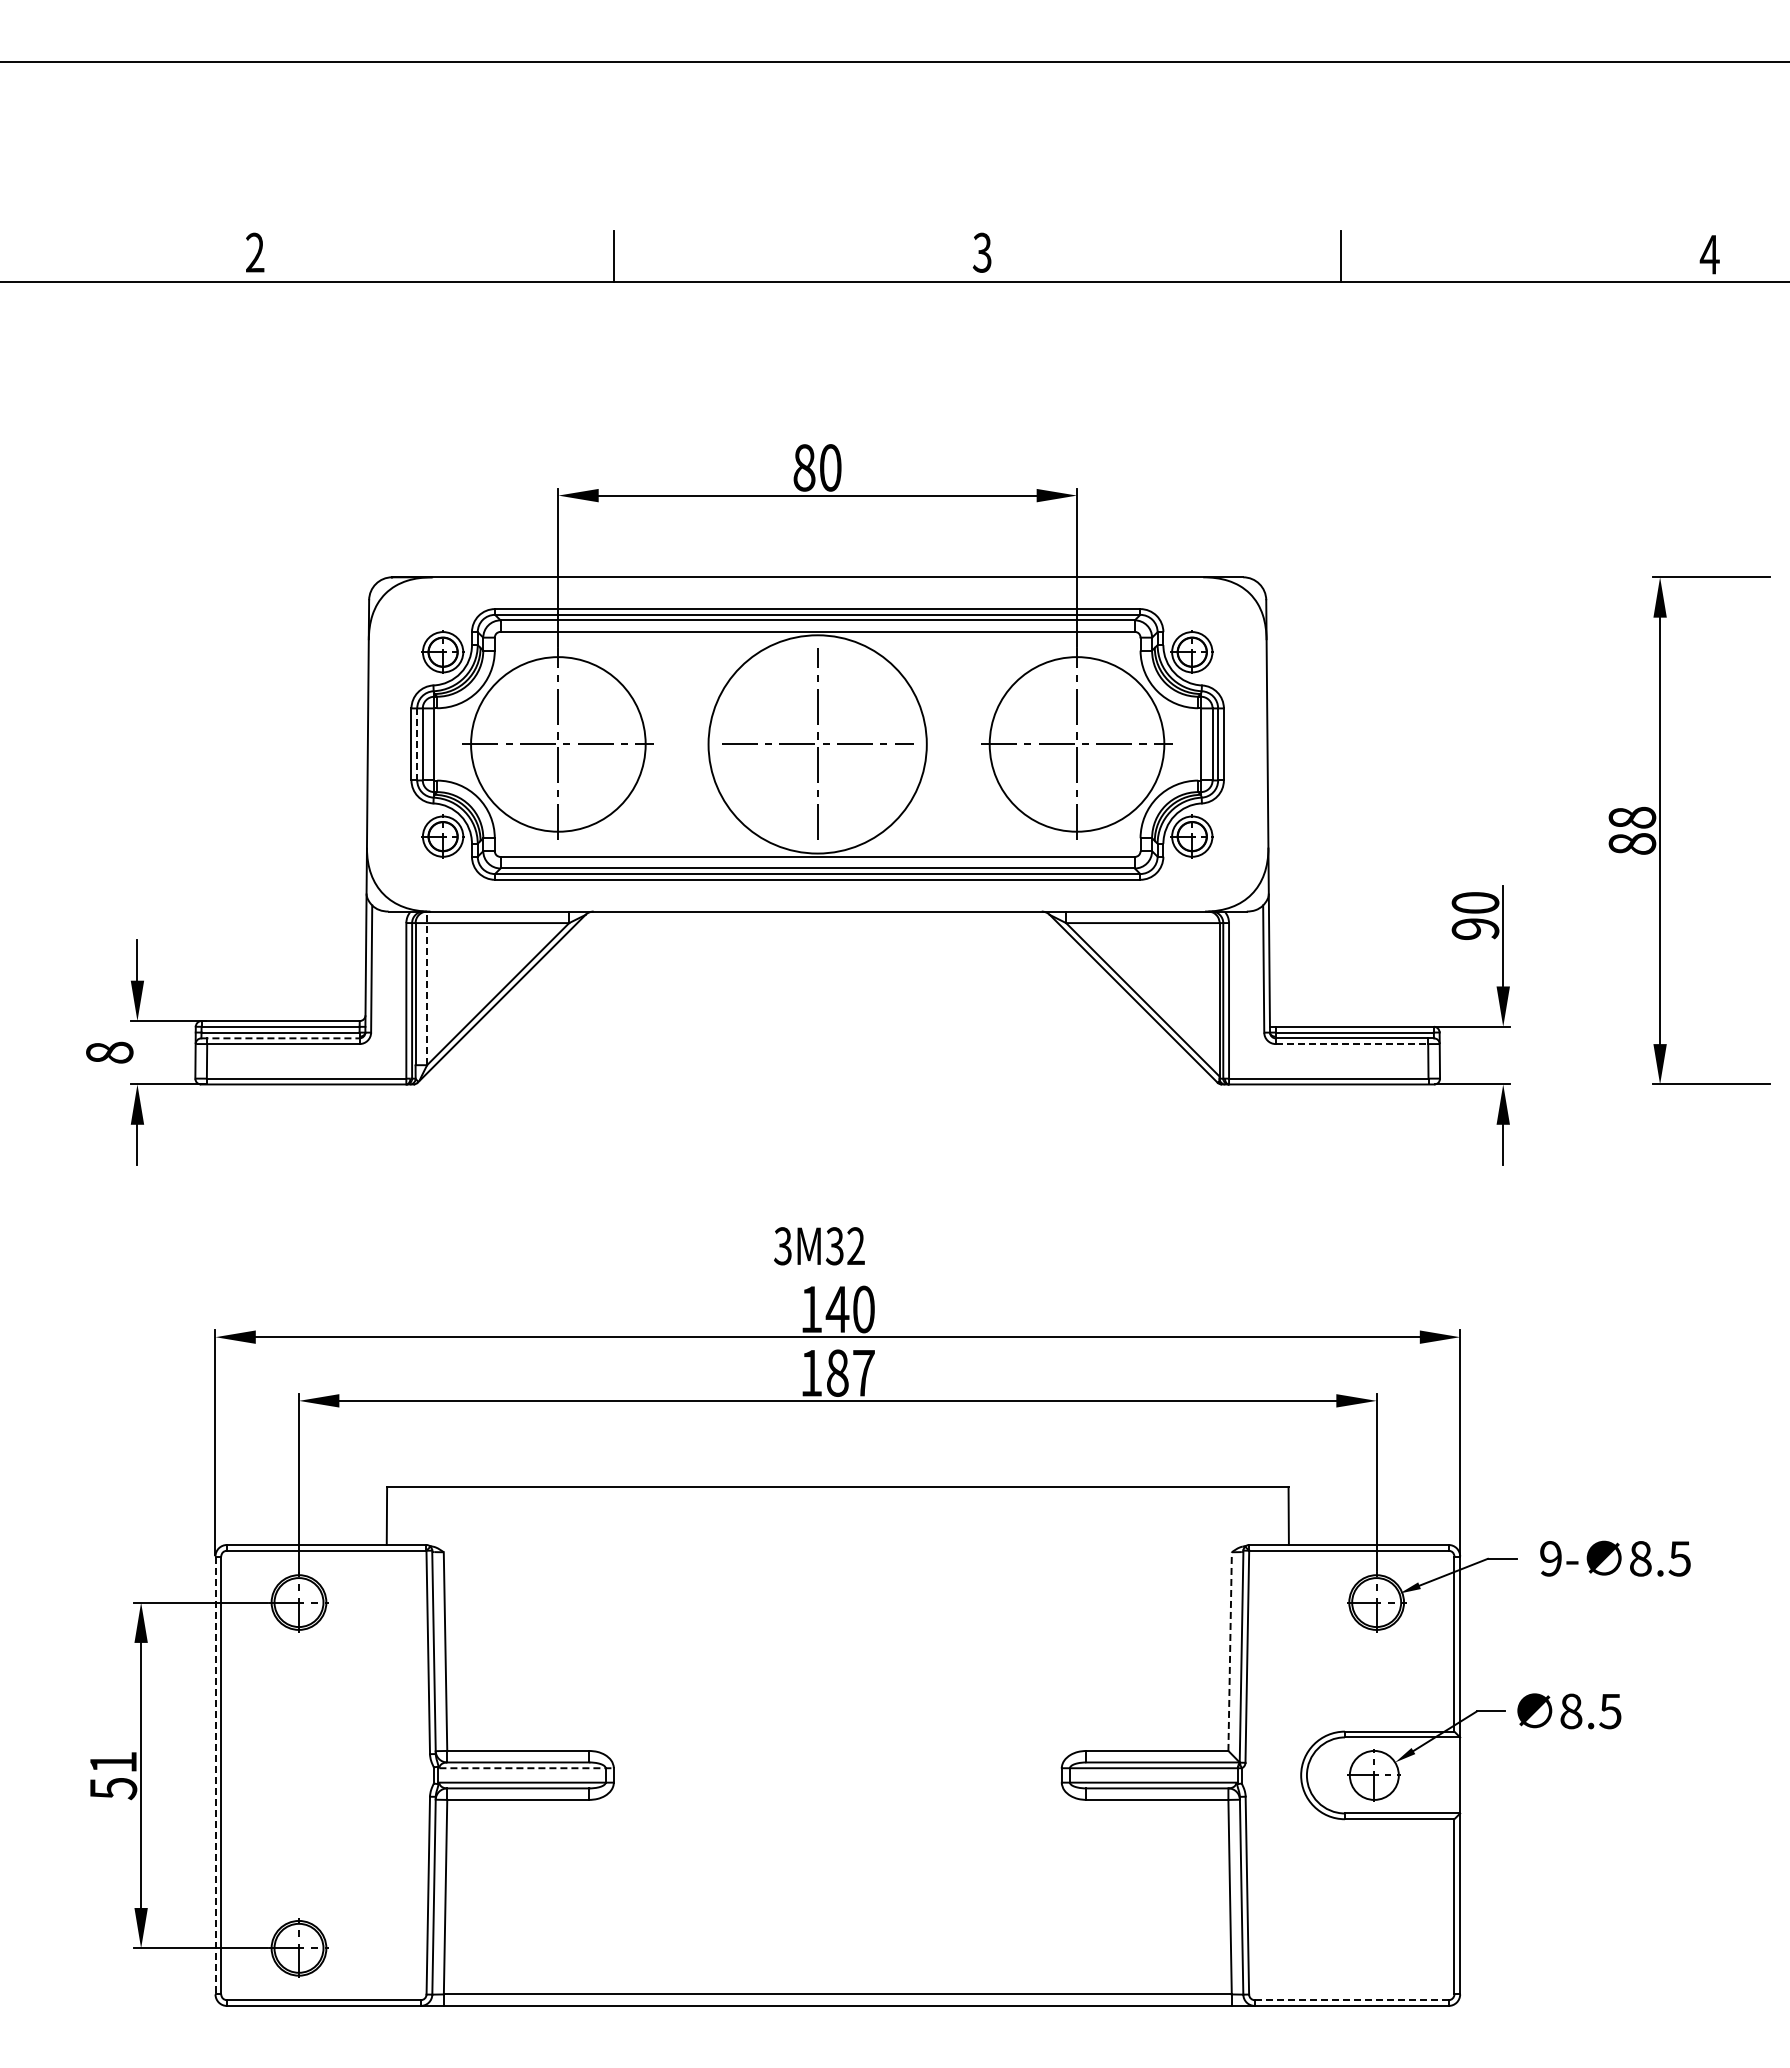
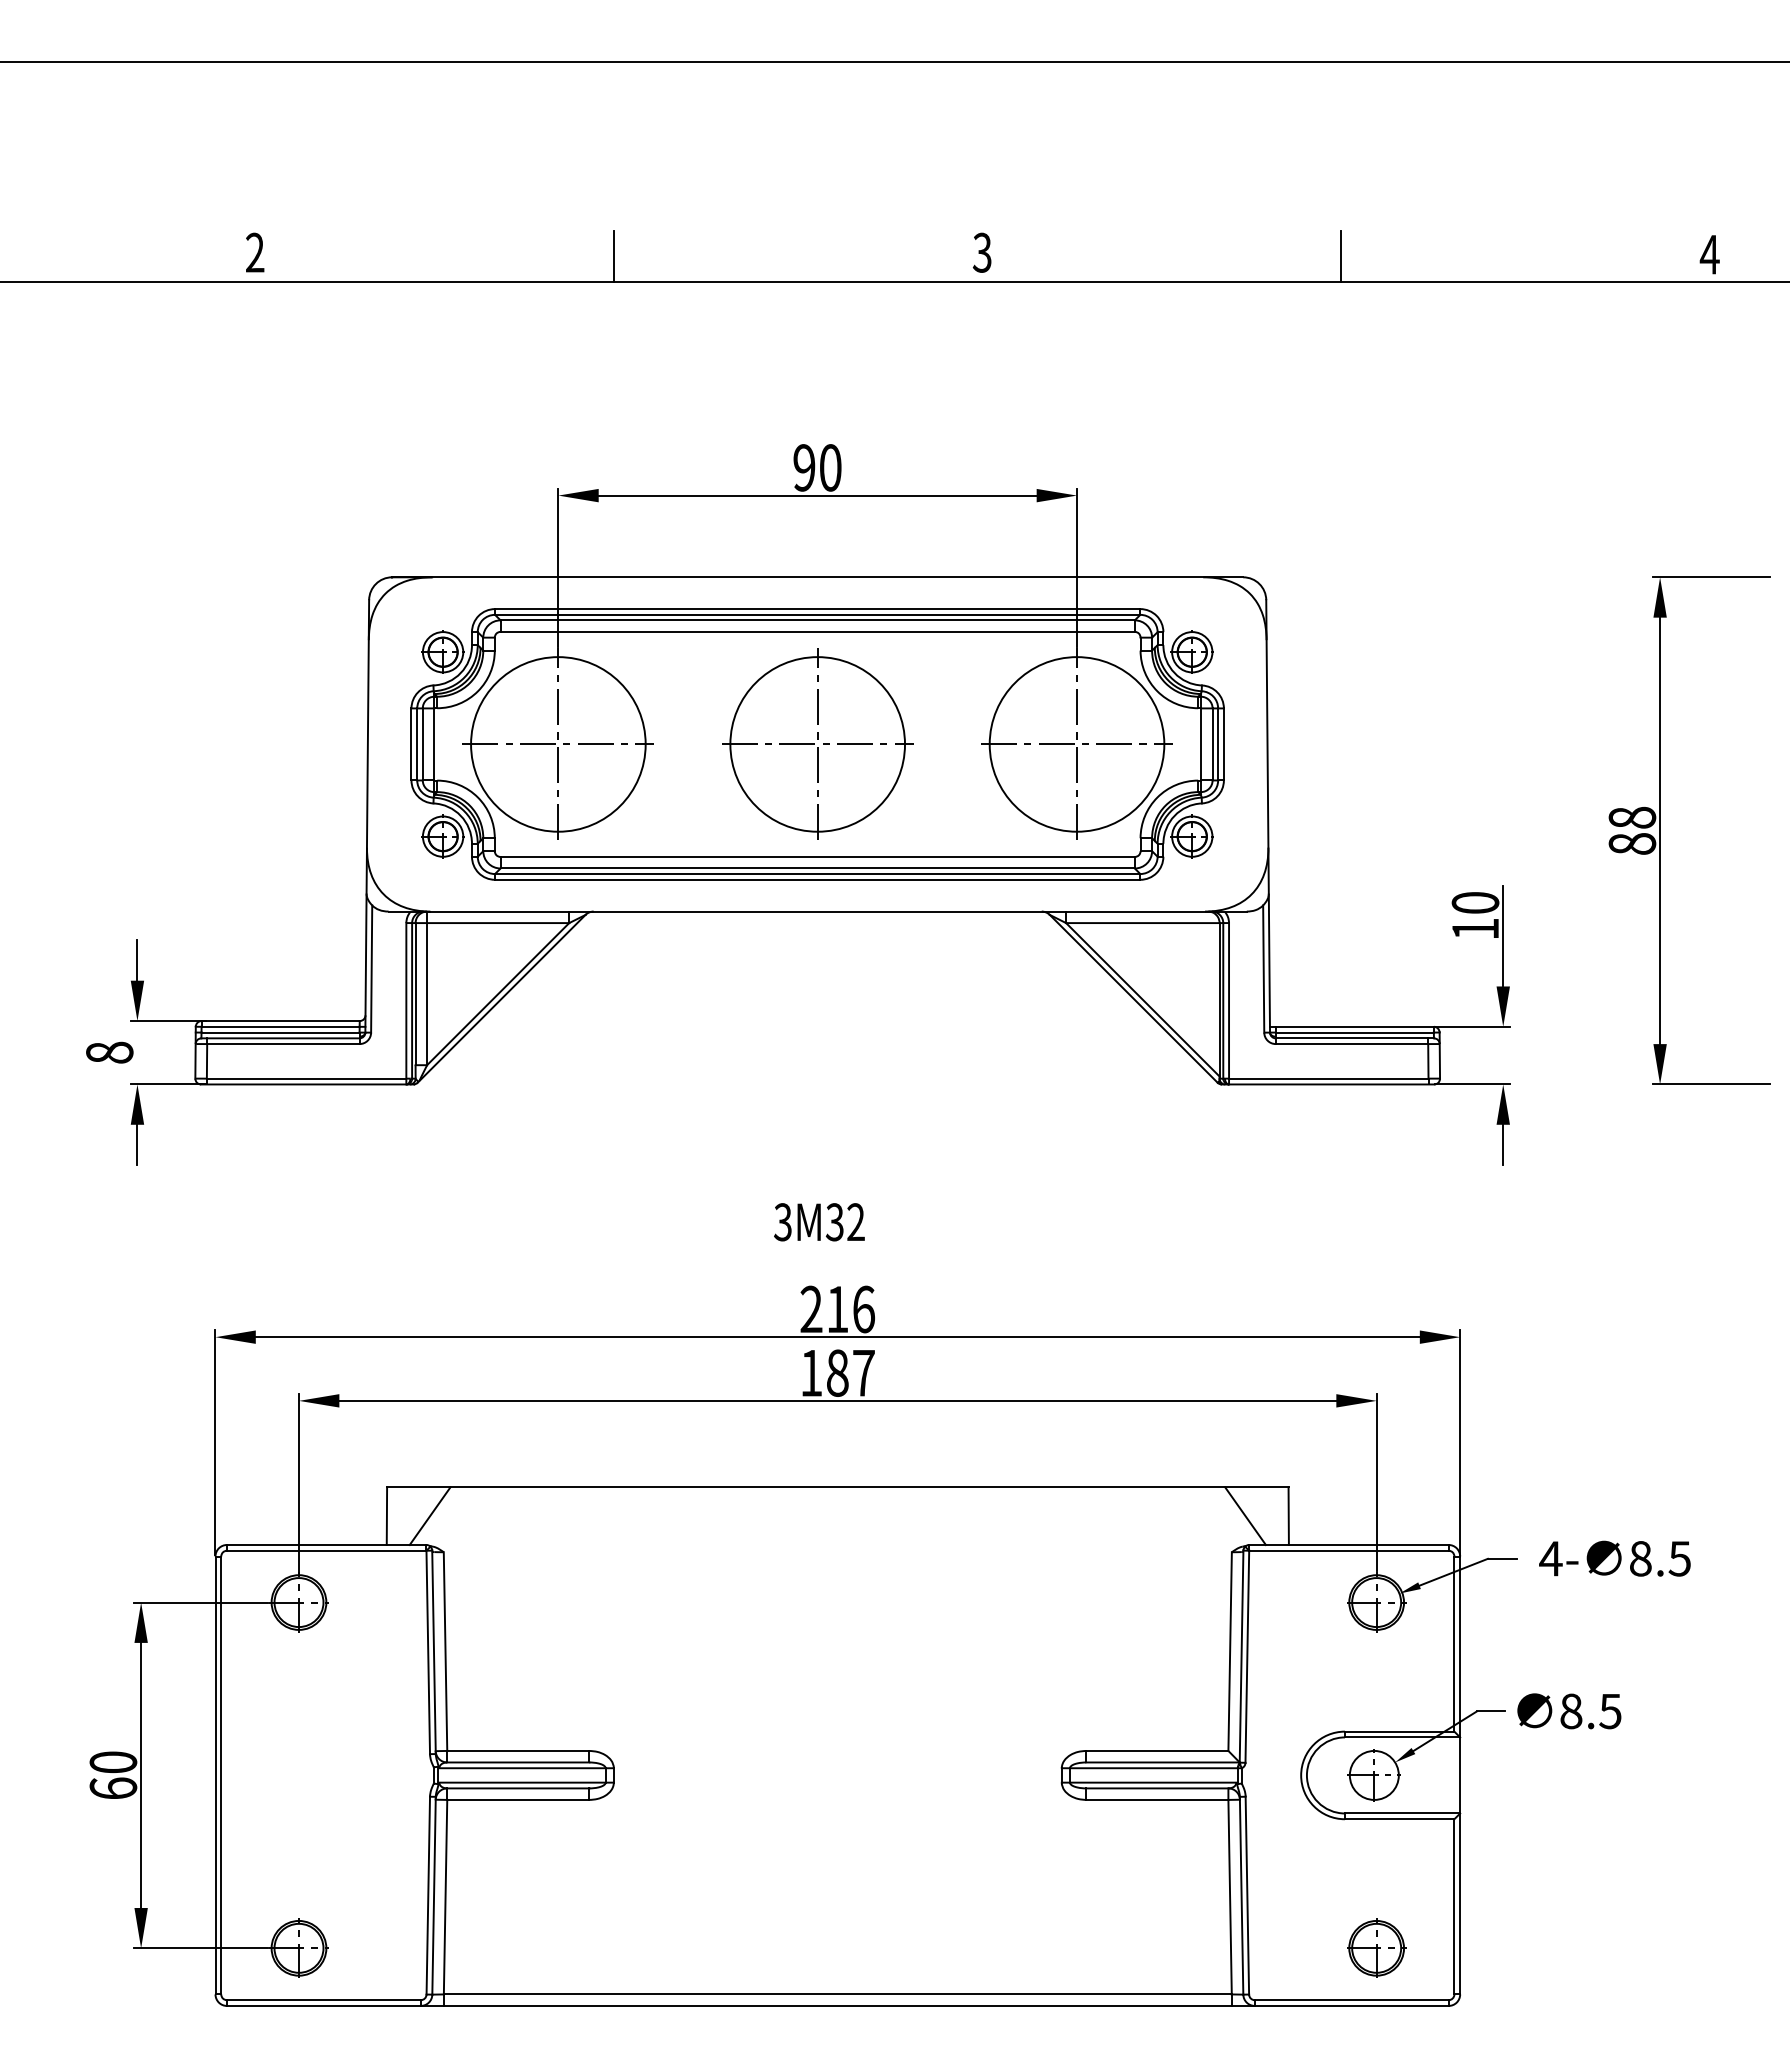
text: 80 -> 90 (804, 467)
line: dashed -> solid (417, 744)
circle diameter: 218 px -> 175 px (817, 744)
text: 90 -> 10 (1475, 928)
line: dashed -> solid (427, 988)
line: dashed -> solid (281, 1038)
line: dashed -> solid (1352, 1044)
text position: (819, 1246) -> (819, 1222) (819, 1222)
text: 140 -> 216 (837, 1309)
line: none -> present (429, 1515)
line: none -> present (1245, 1515)
text: 9- -> 4- (1550, 1558)
line: dashed -> solid (1230, 1651)
line: dashed -> solid (527, 1768)
text: 51 -> 60 (113, 1775)
line: dashed -> solid (215, 1775)
part: none -> present (1376, 1947)
line: dashed -> solid (1351, 2000)
